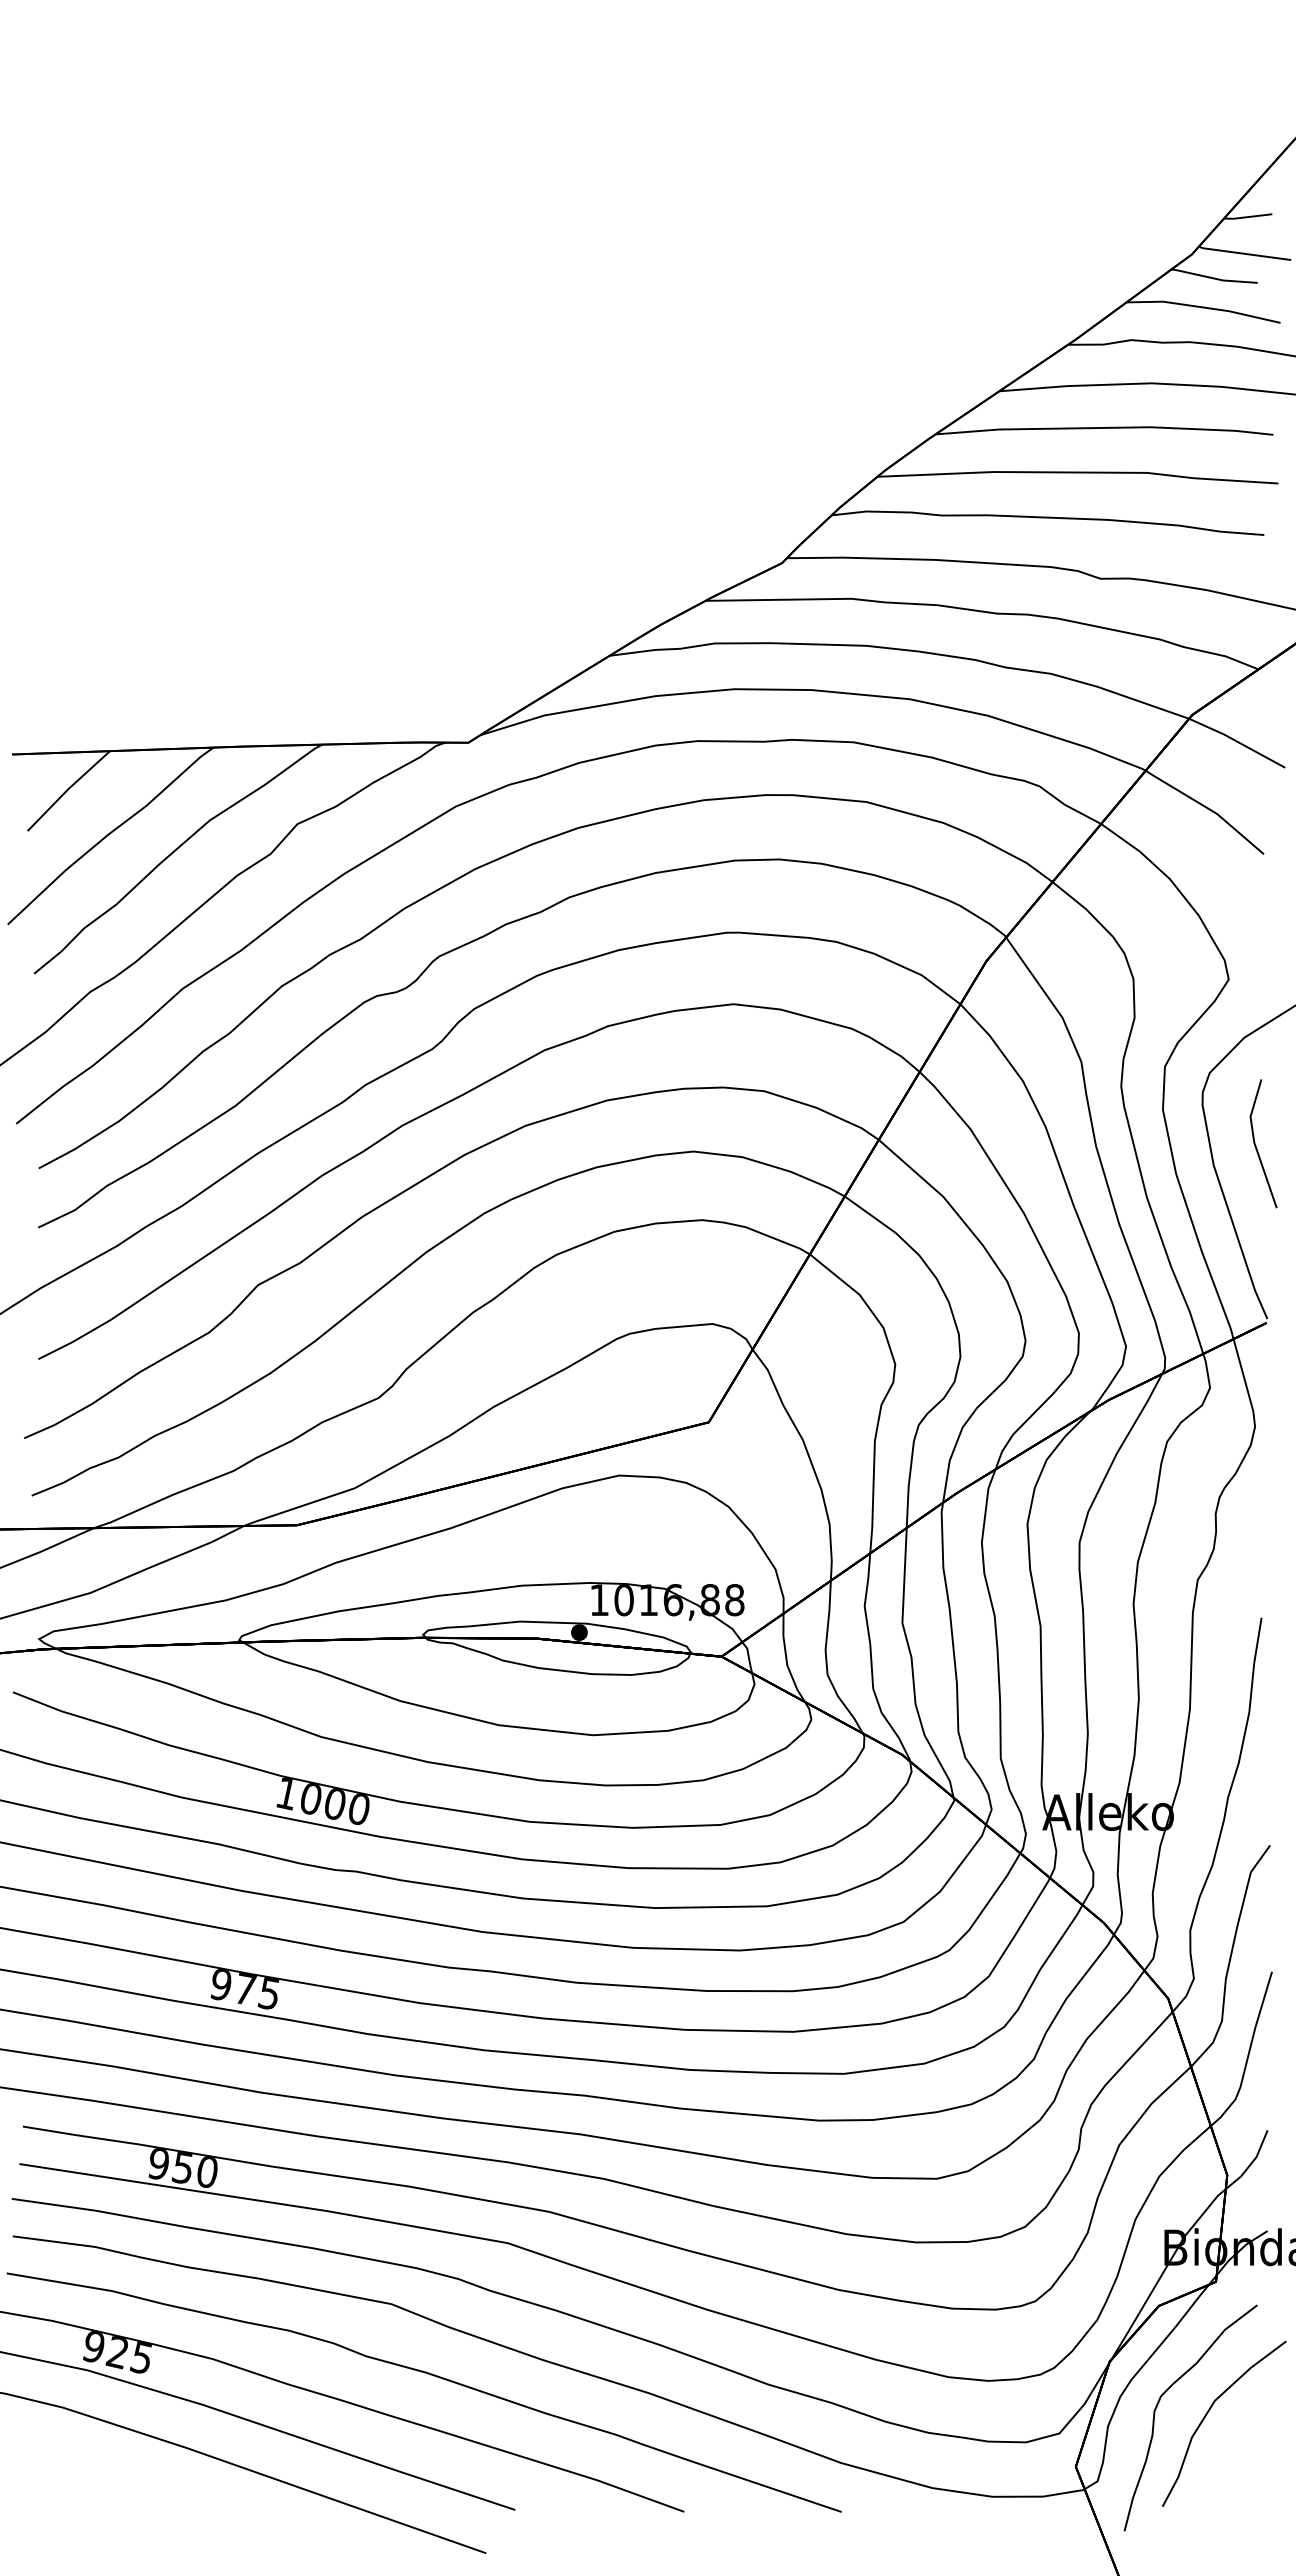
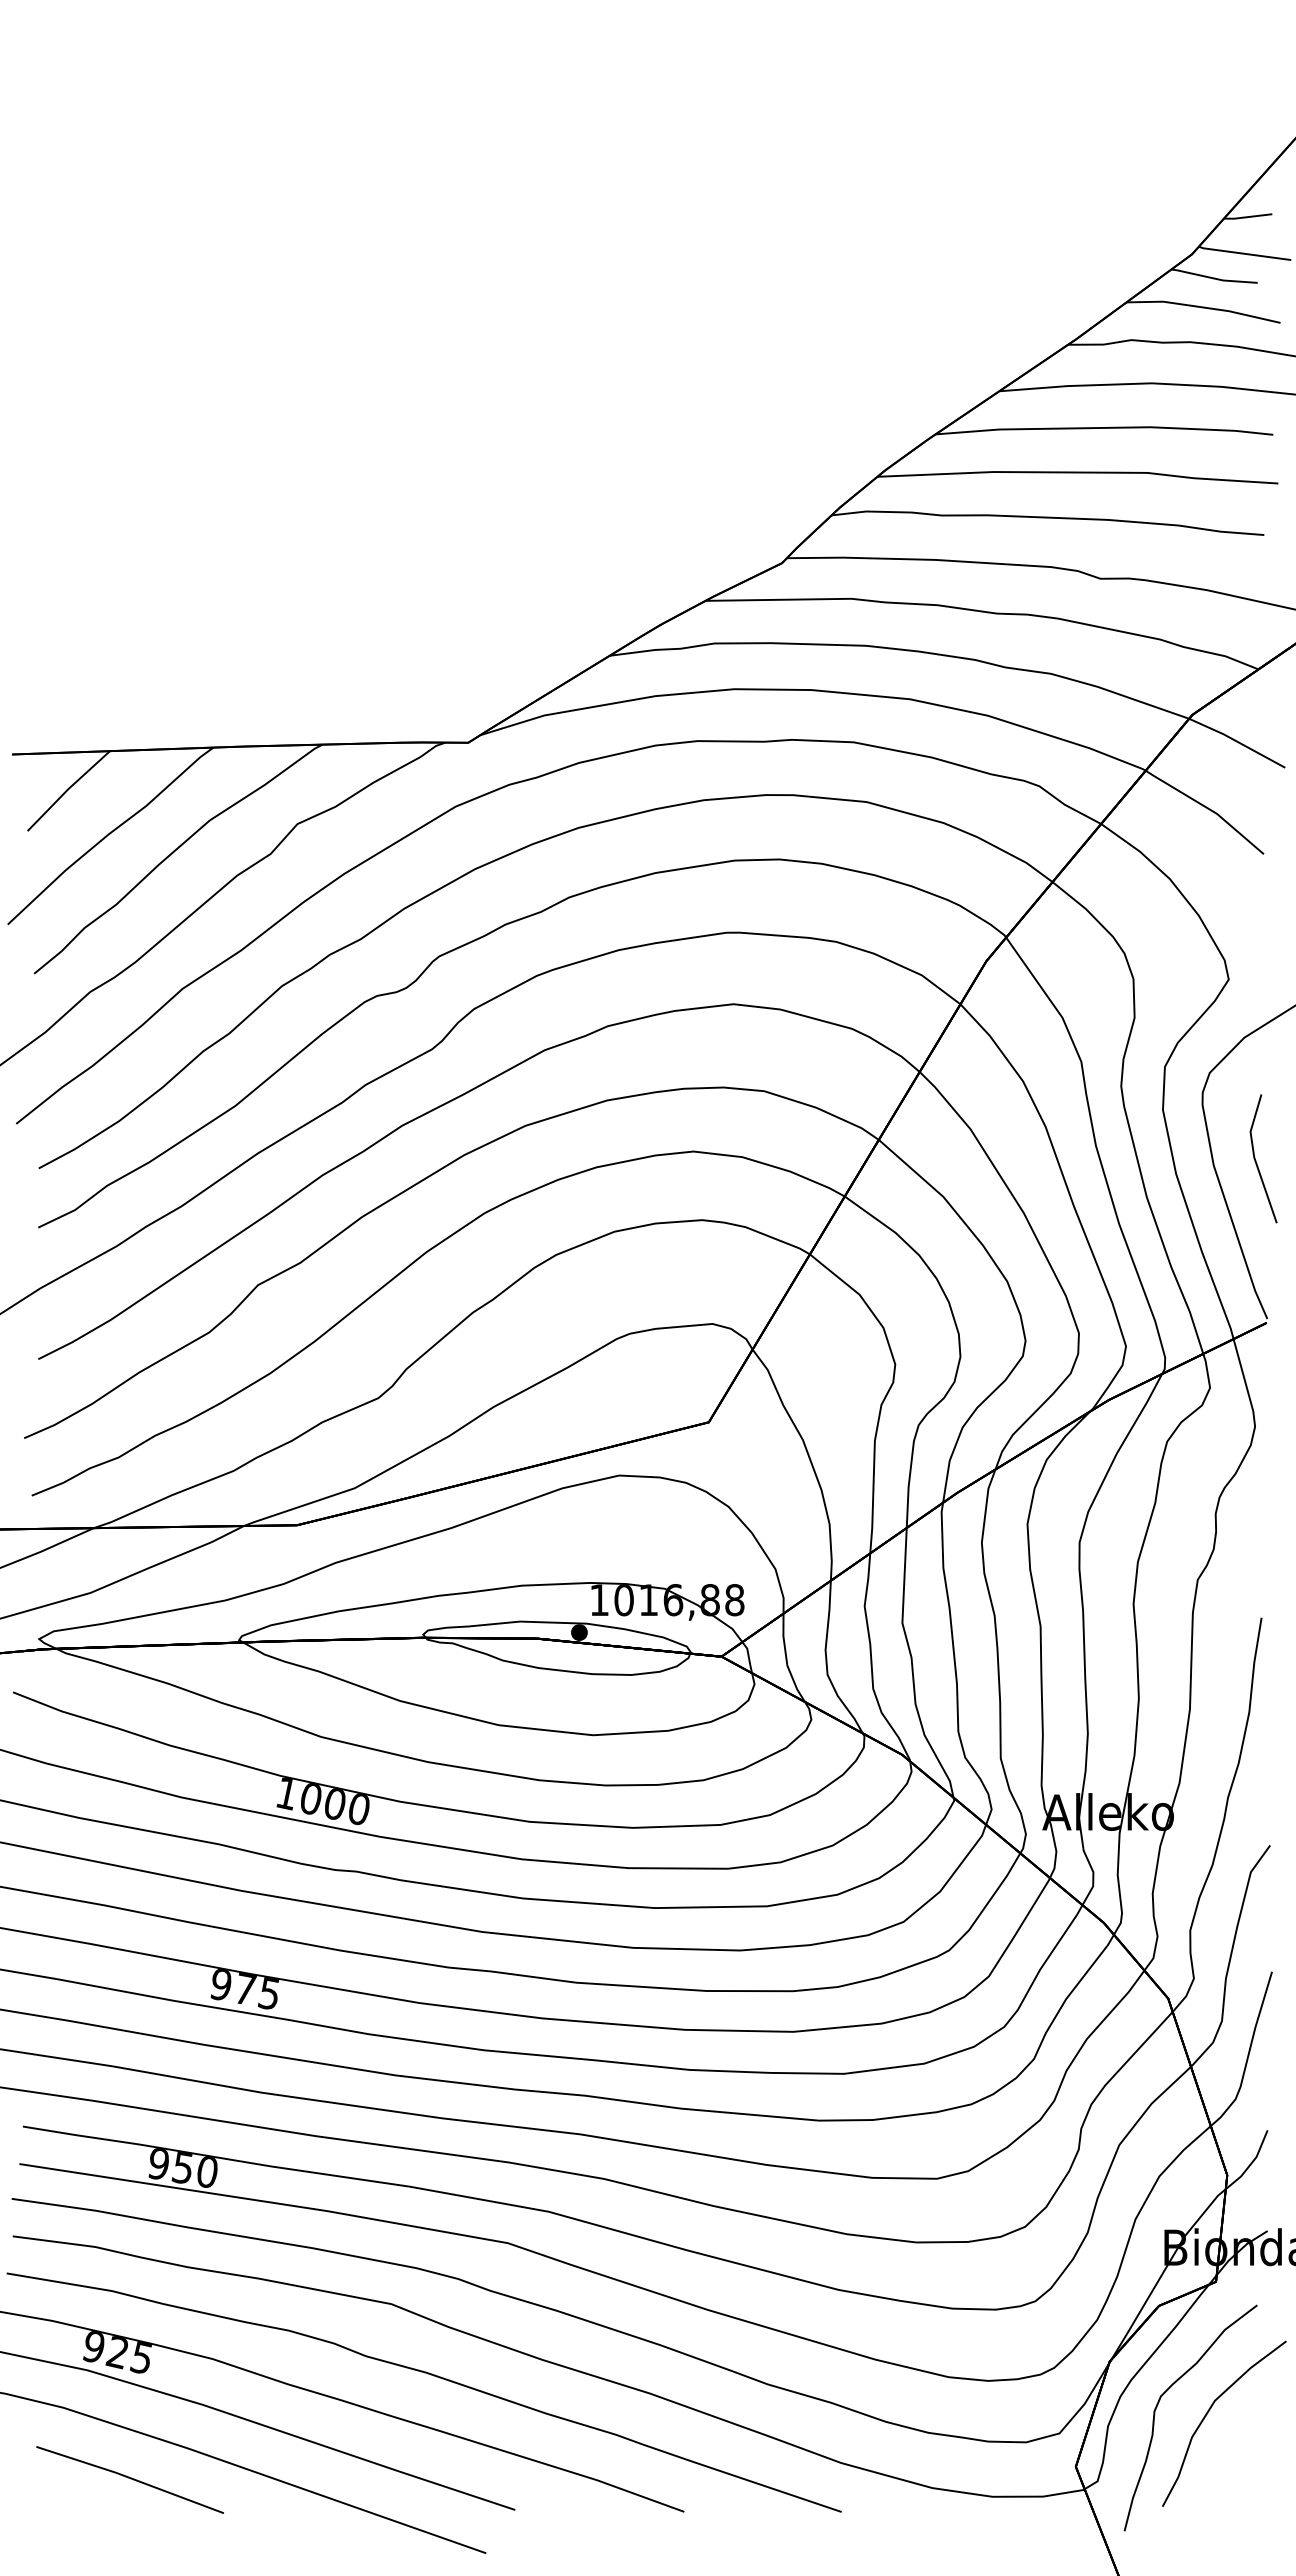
line position: (1256, 1145) -> (1256, 1160) (1256, 1160)
line: none -> present (129, 2478)
